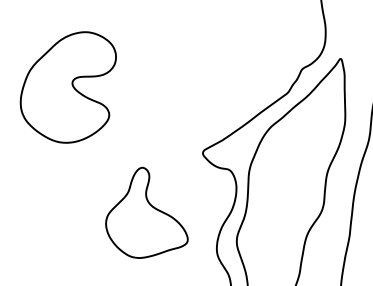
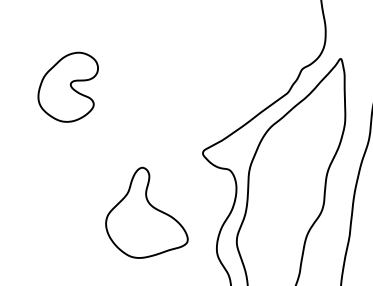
part size: 98x113 px -> 62x72 px (67, 86)
